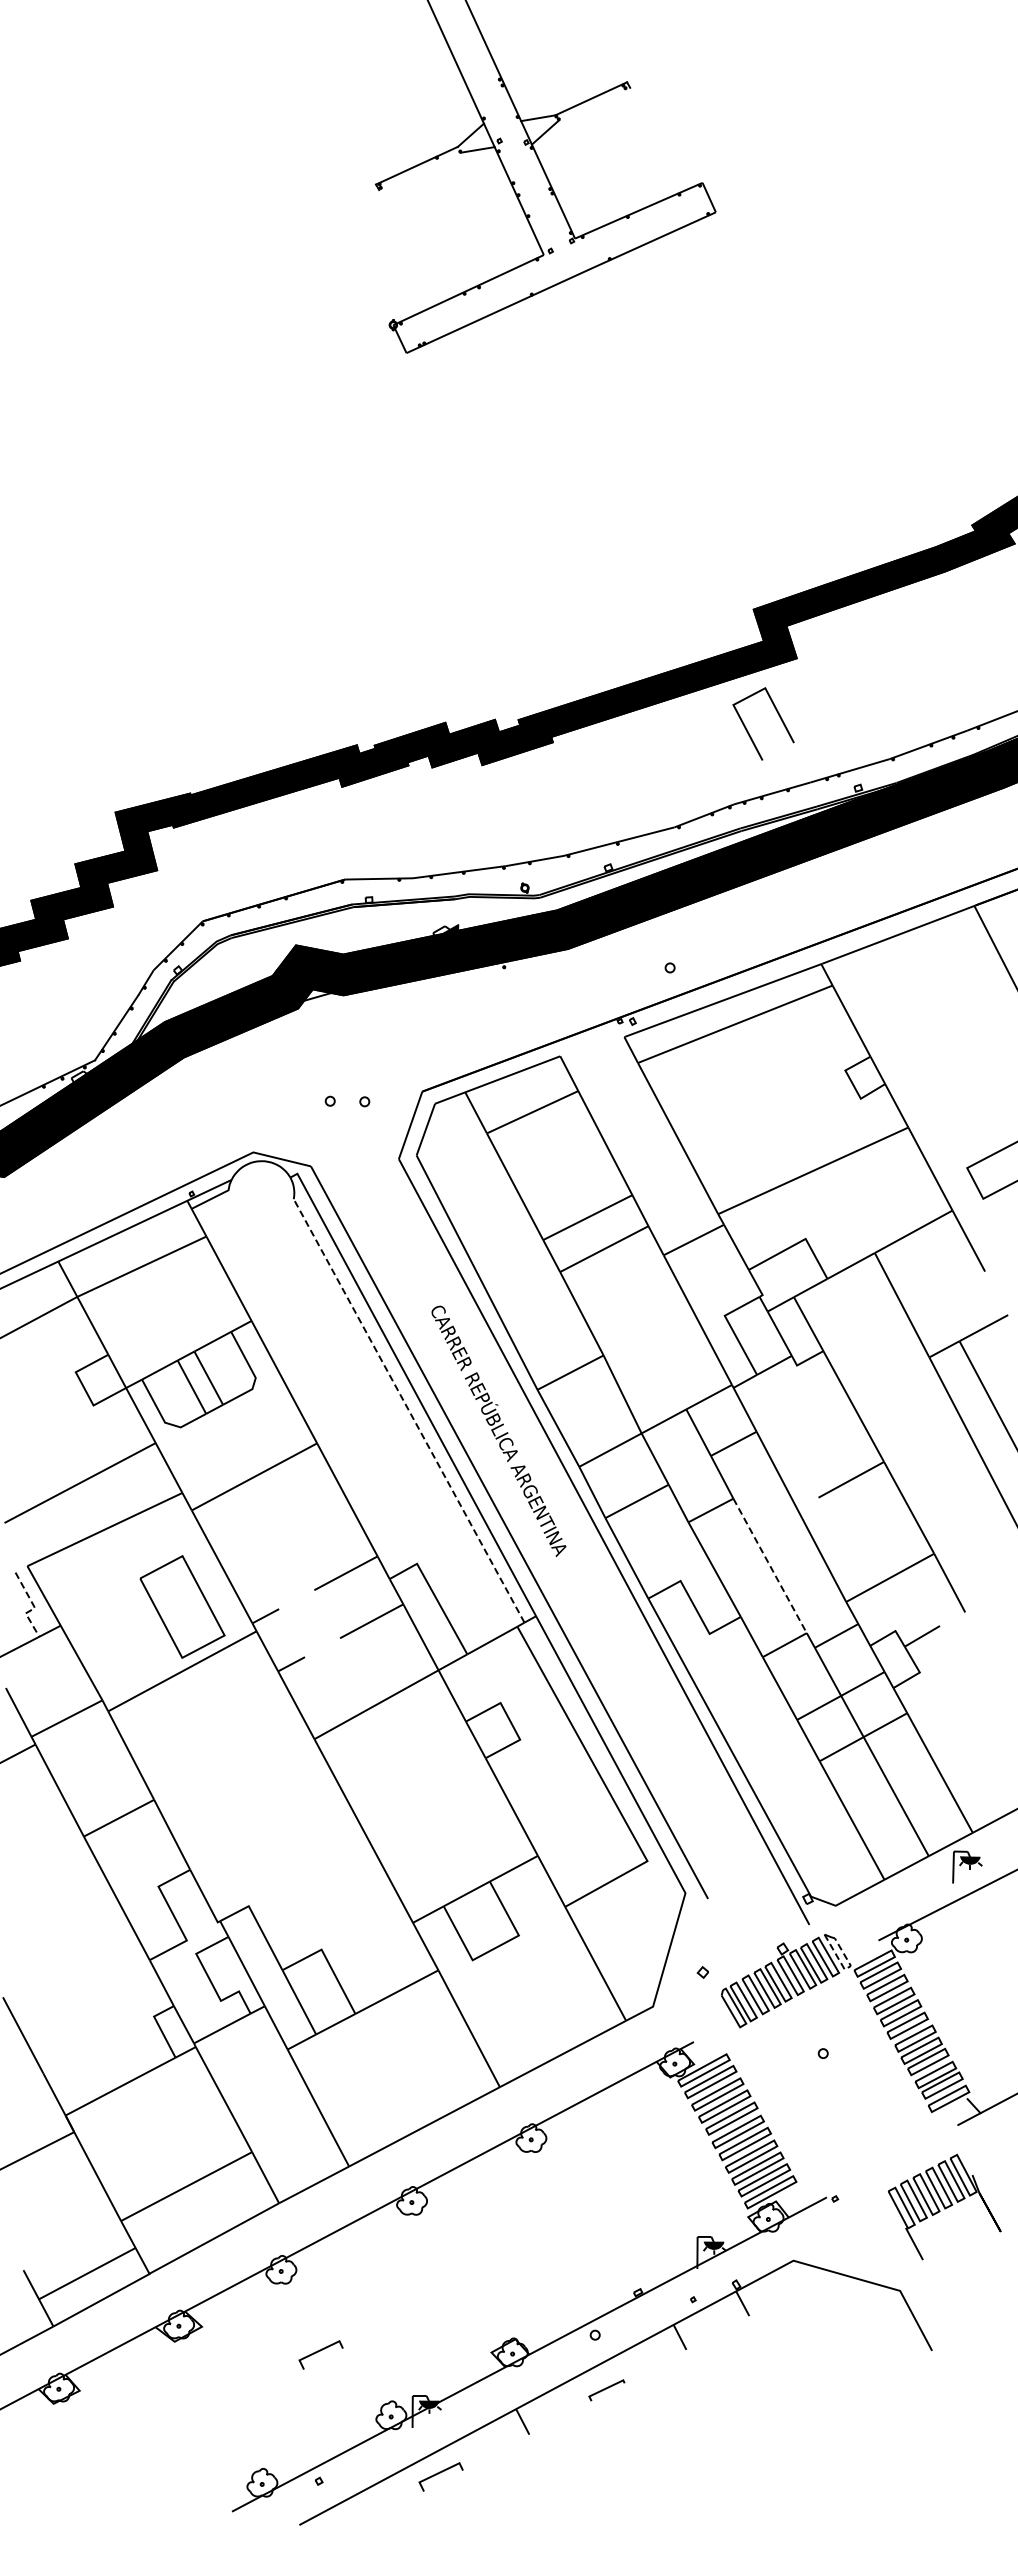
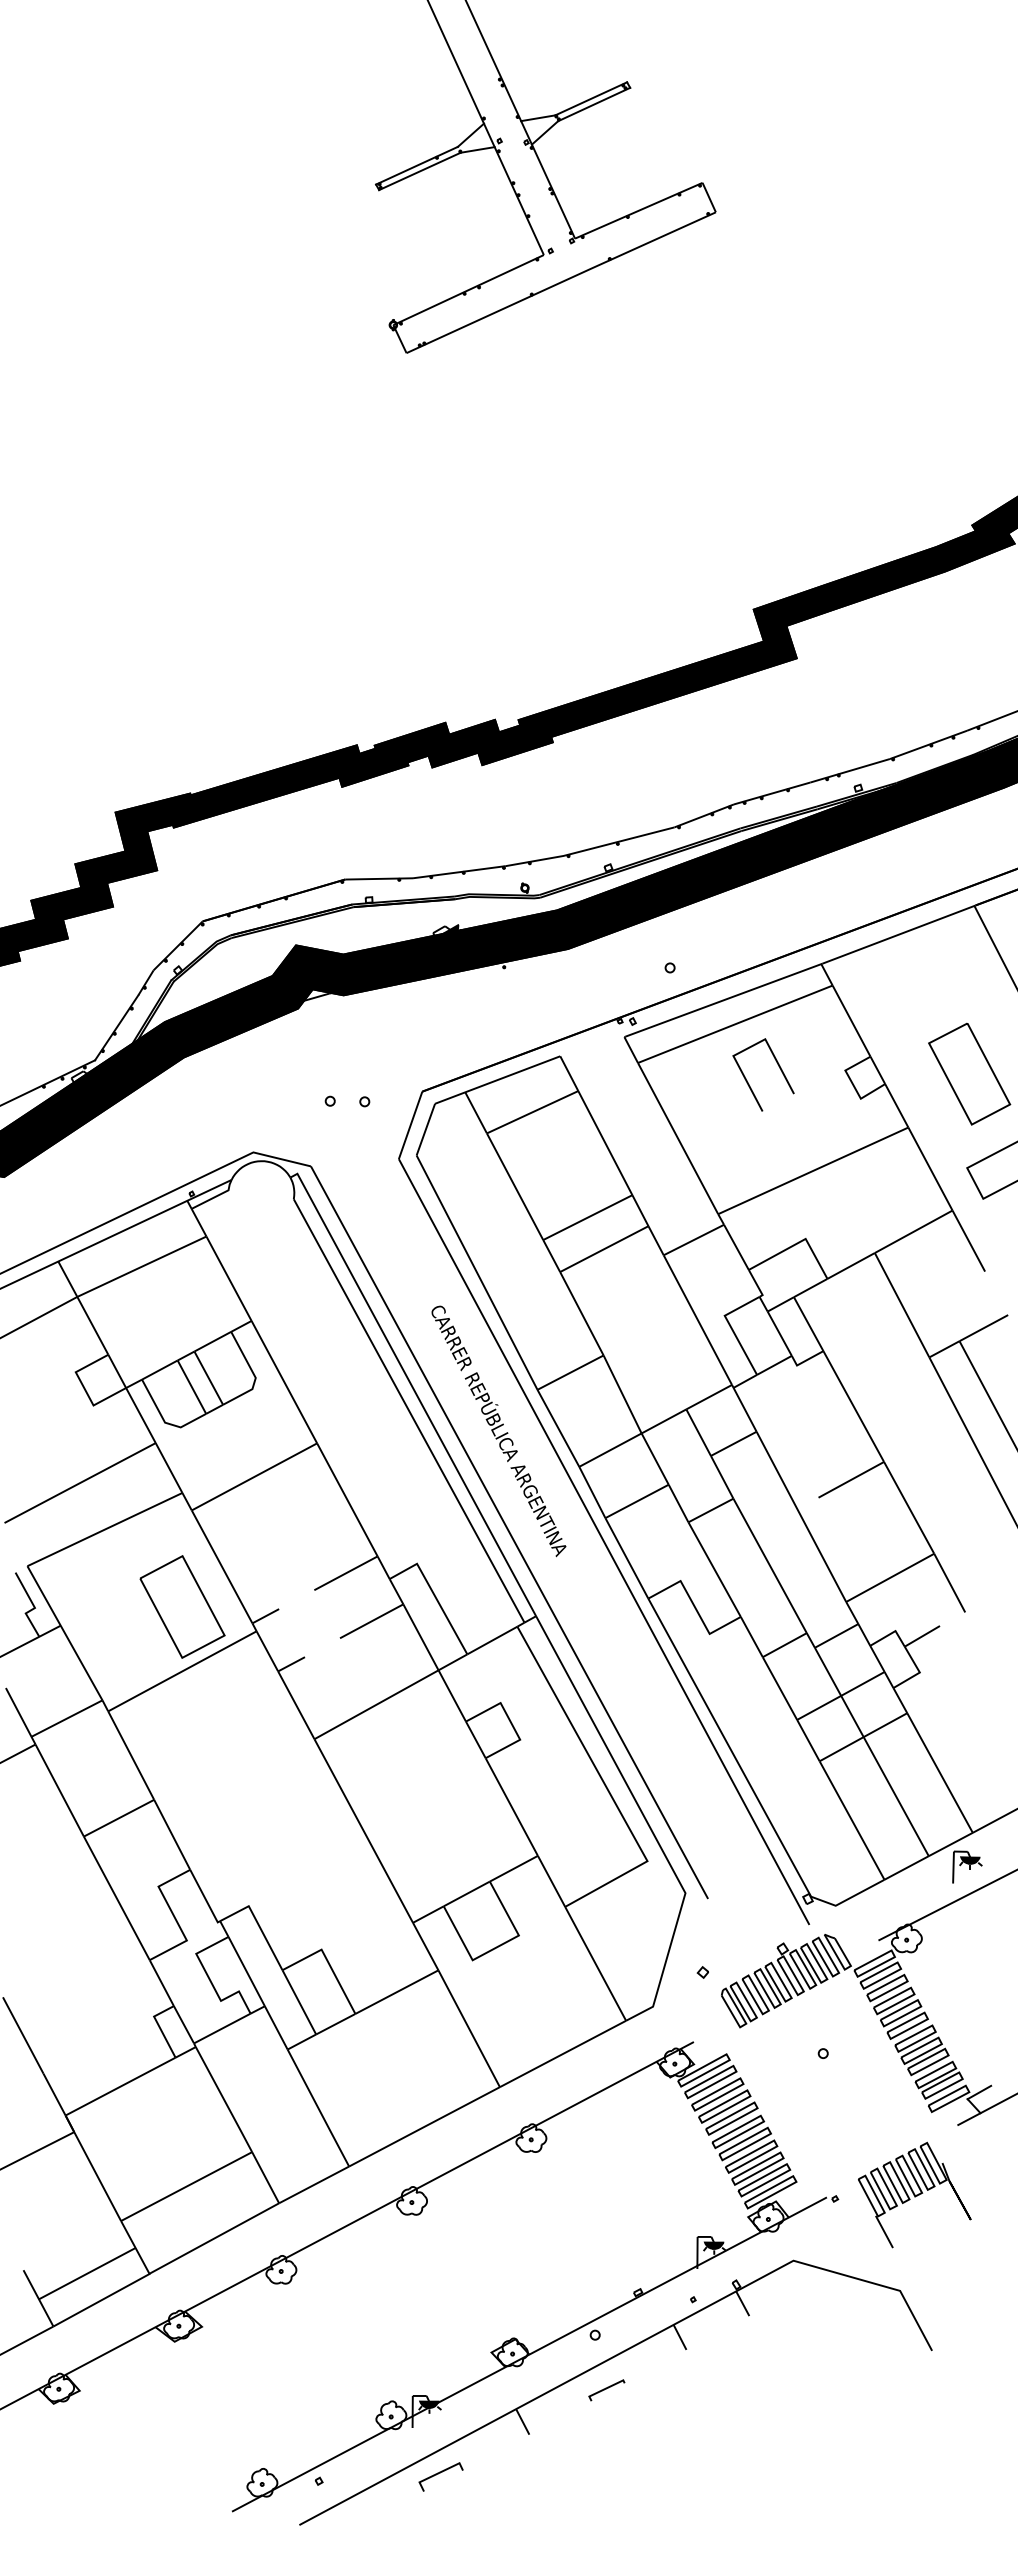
line: none -> present (594, 104)
line: none -> present (419, 171)
line position: (778, 715) -> (778, 1066) (778, 1066)
part: none -> present (969, 1073)
line: dashed -> solid (408, 1410)
line: dashed -> solid (770, 1565)
line: dashed -> solid (35, 1607)
line: dashed -> solid (844, 1969)
line: none -> present (979, 2092)
part position: (944, 2206) -> (914, 2194) (914, 2194)
line: present -> none (318, 2352)
